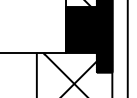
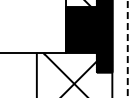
line: solid -> dashed (127, 49)
